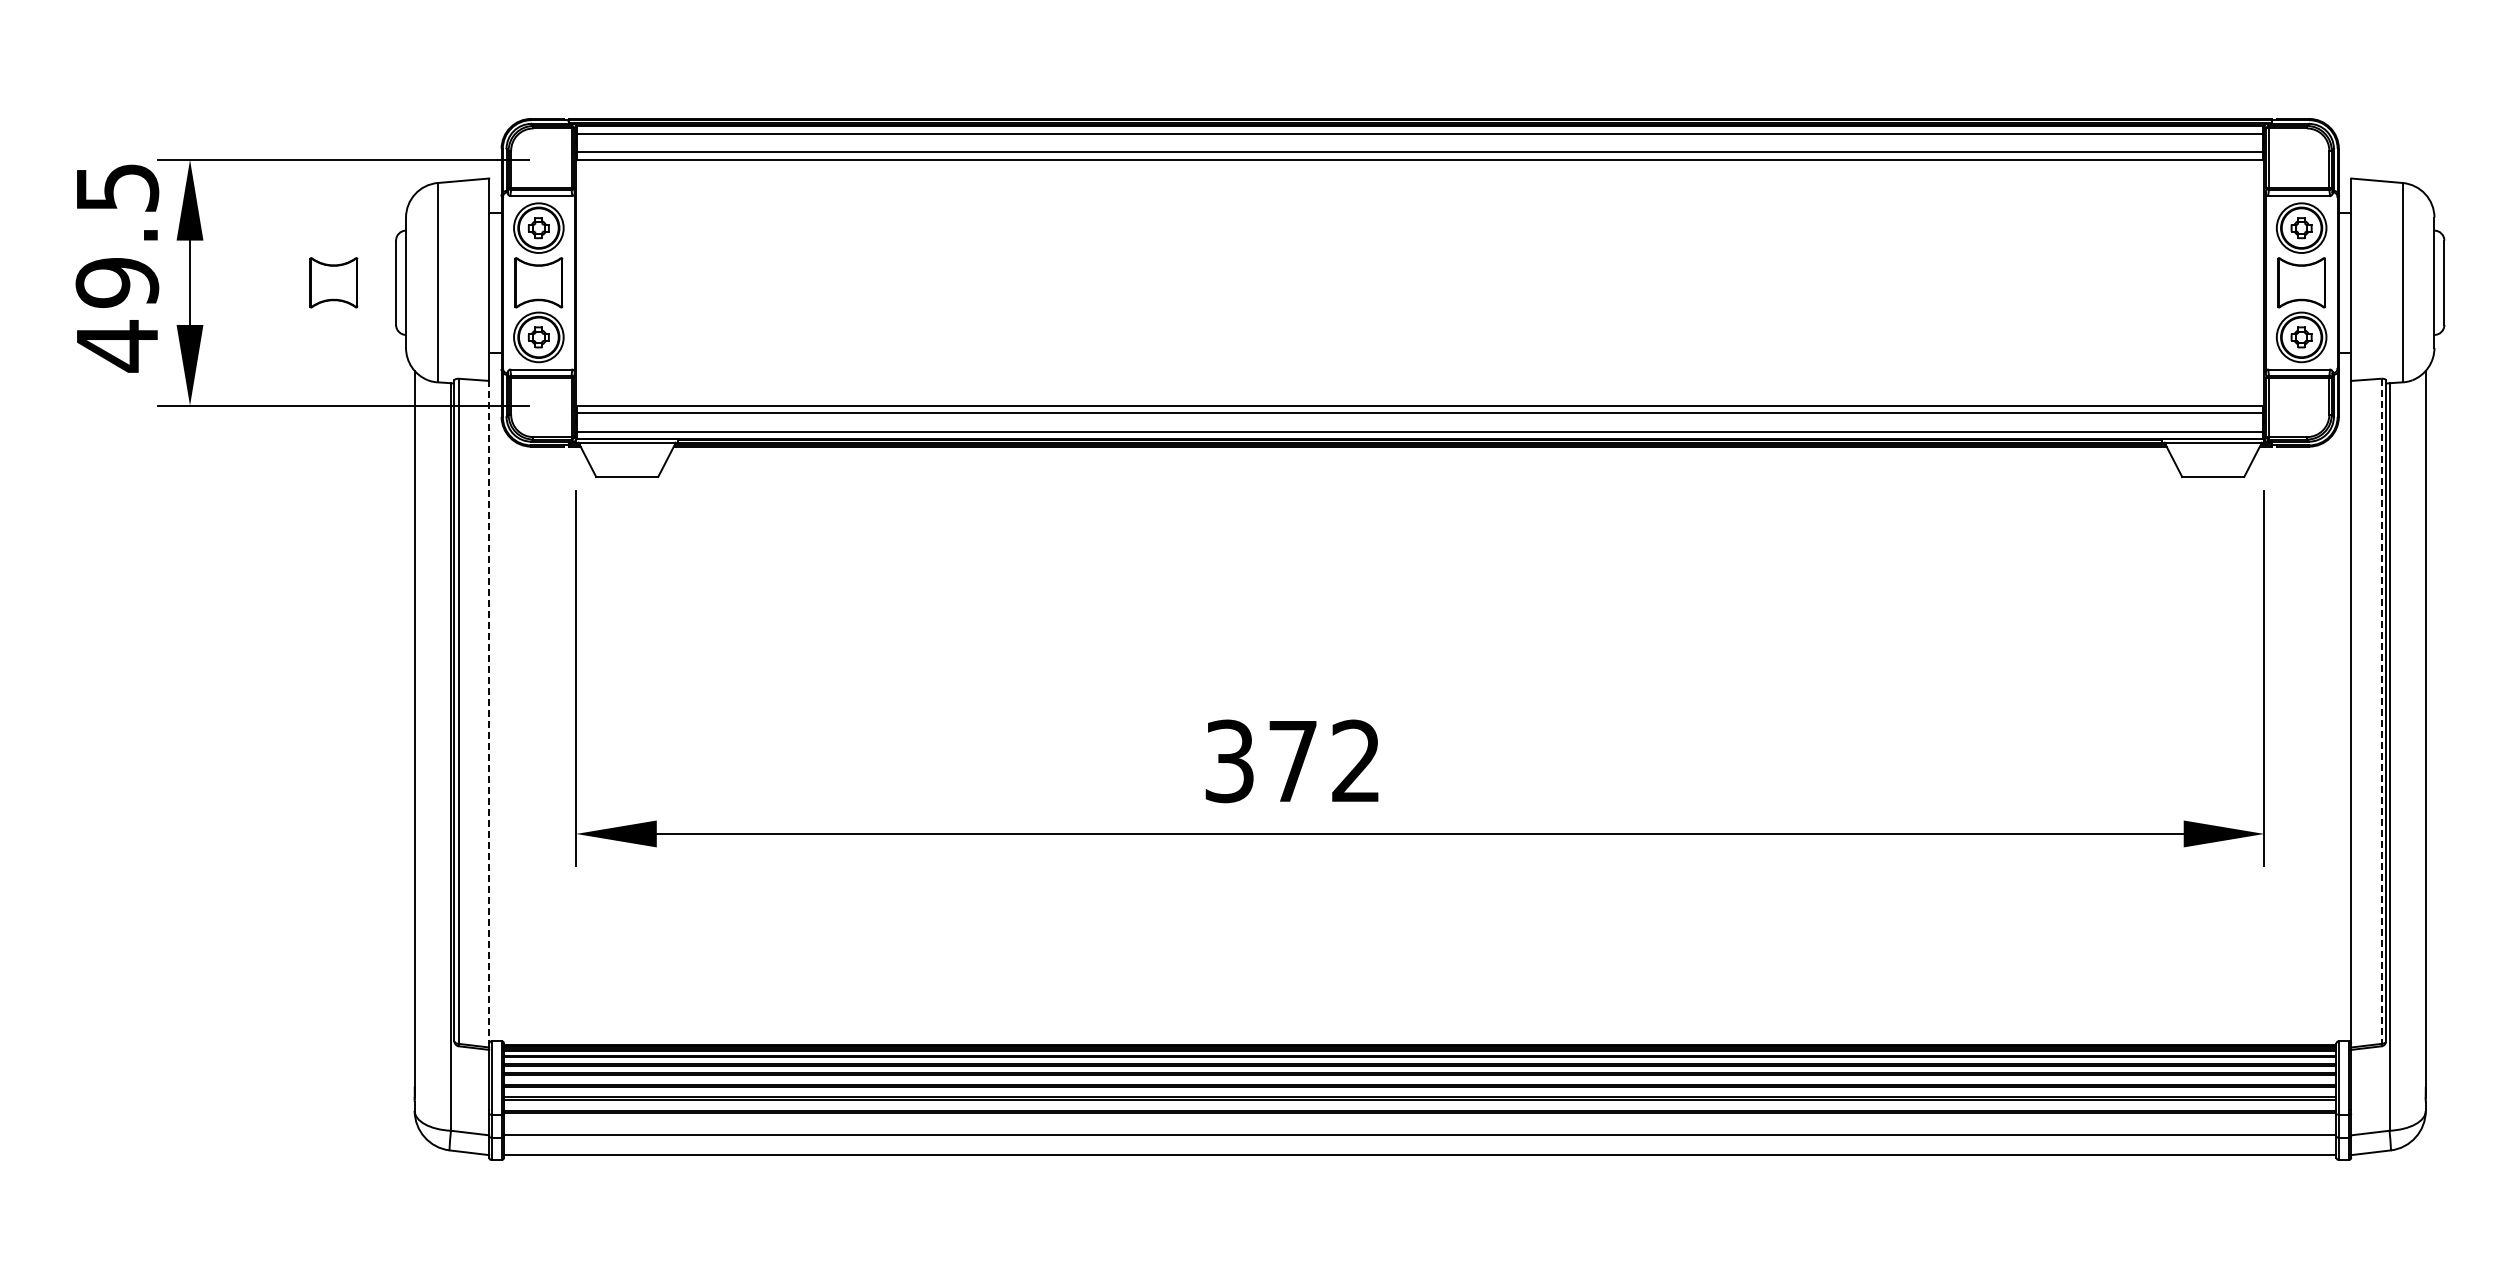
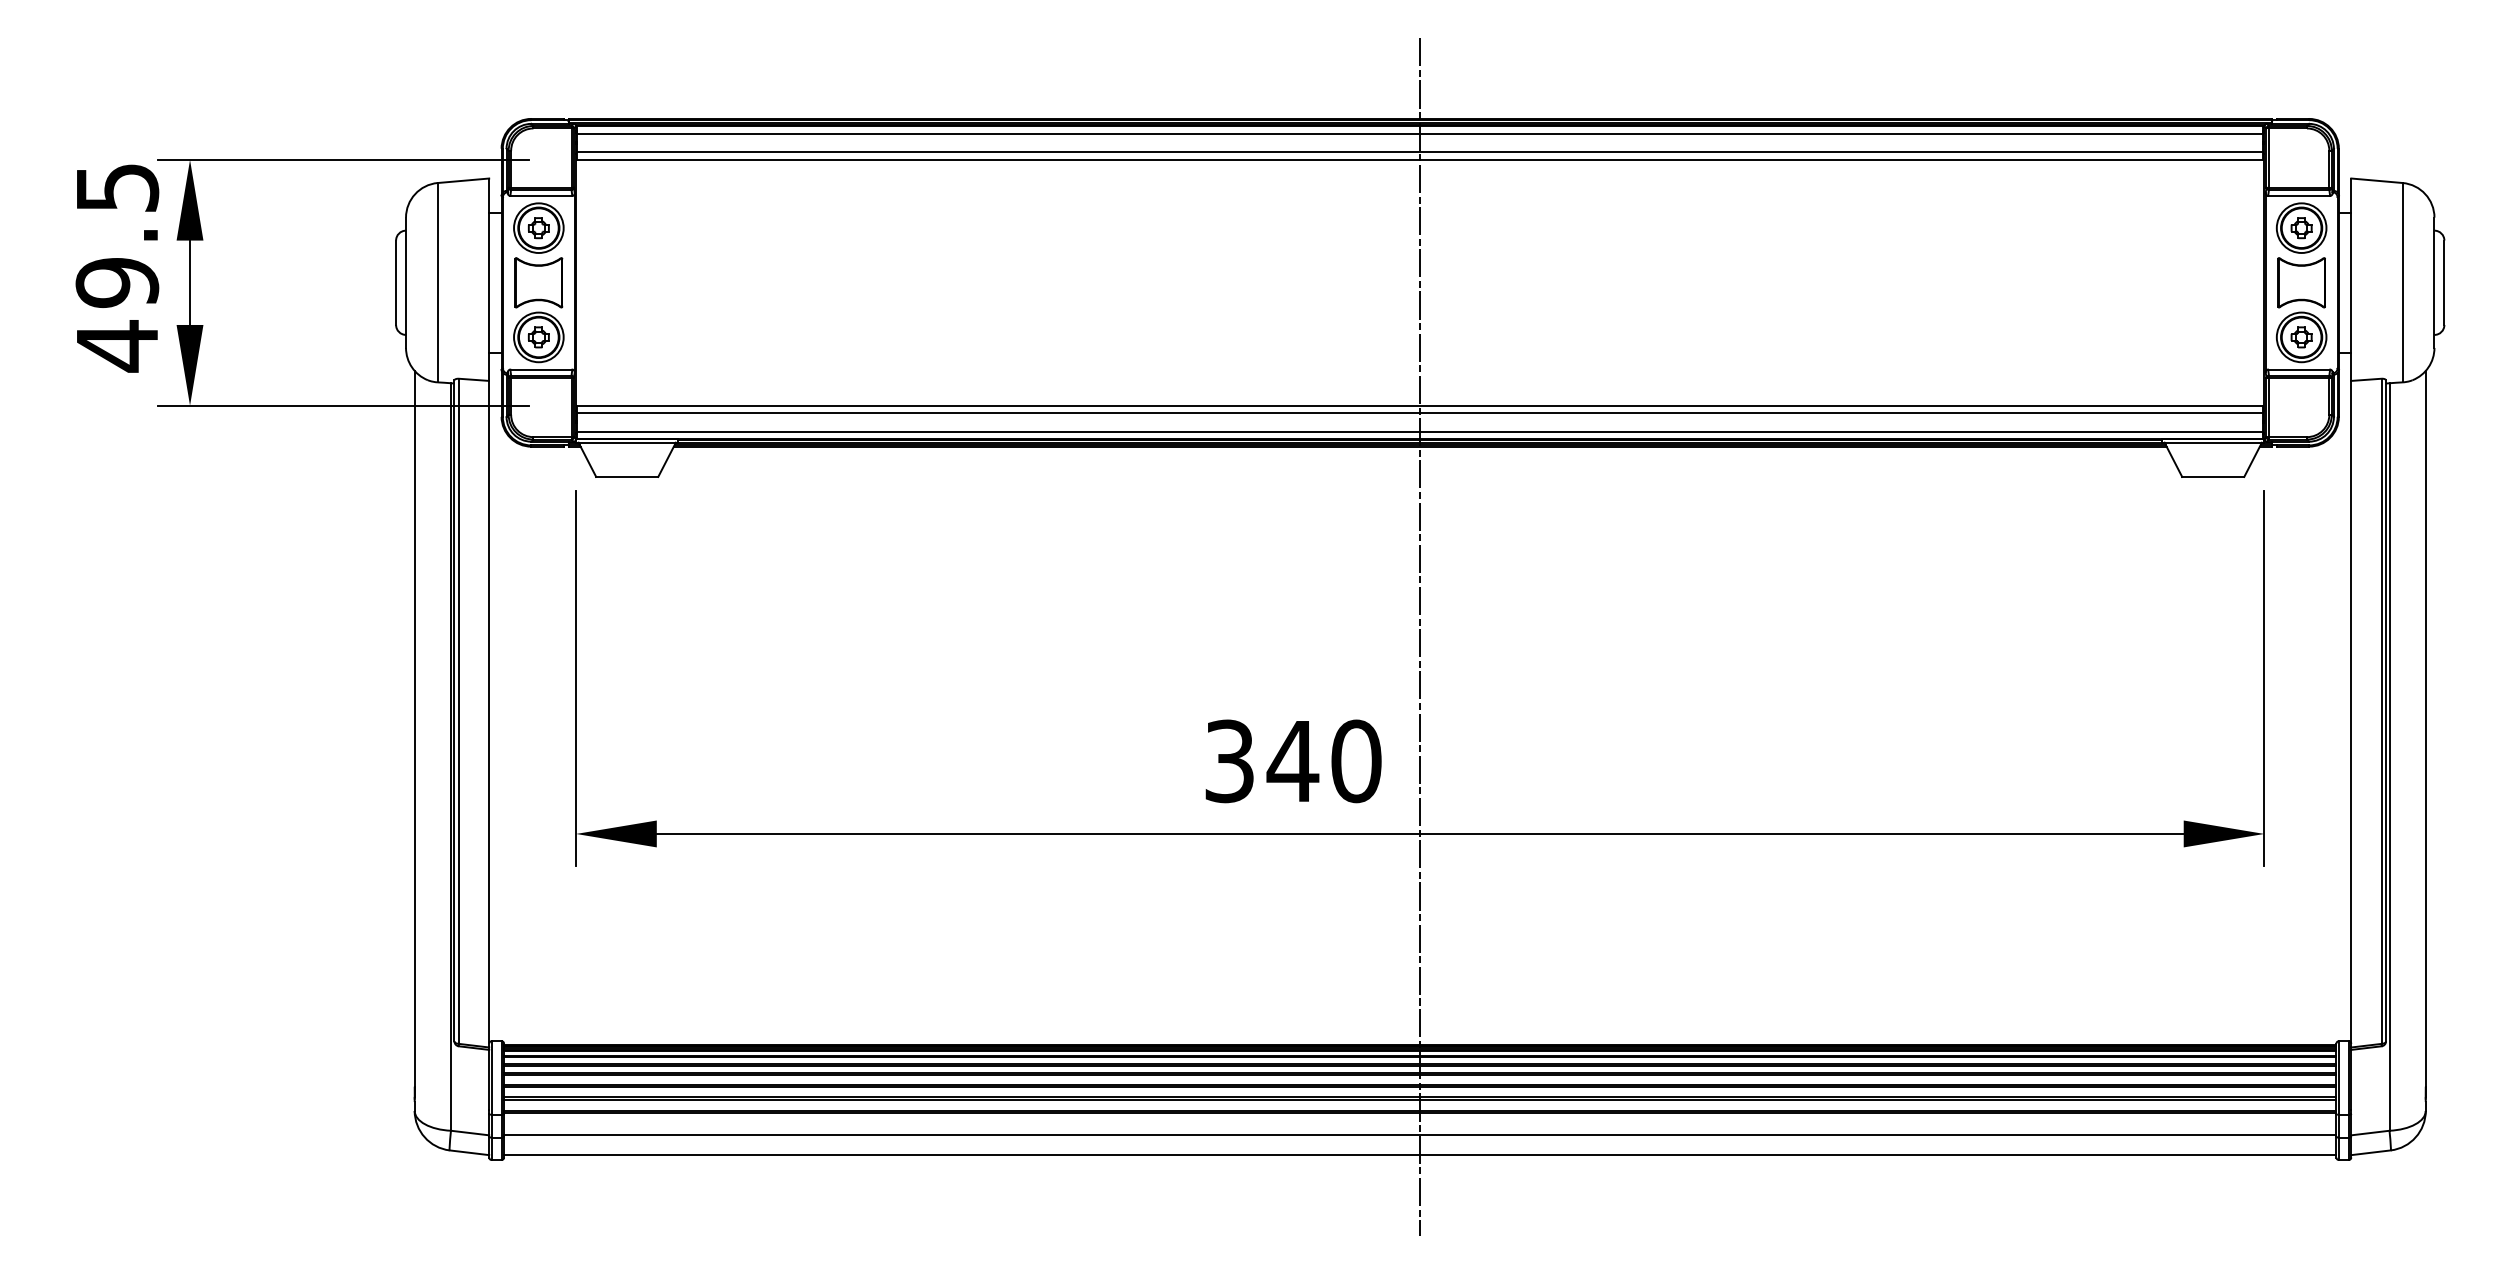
part: present -> none (333, 282)
line: none -> present (1420, 636)
line: dashed -> solid (2381, 711)
line: dashed -> solid (489, 713)
text: 372 -> 340 (1323, 761)
